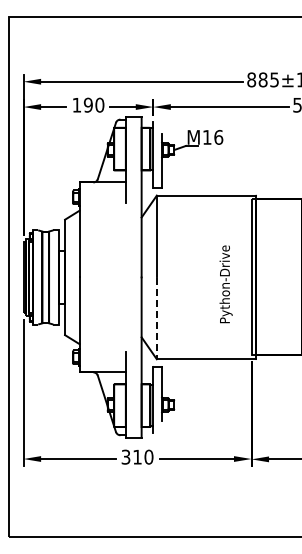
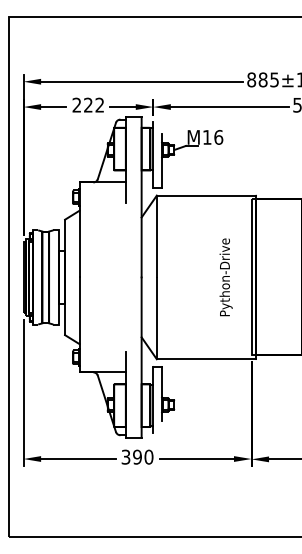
text: 190 -> 222 (88, 104)
text position: (225, 284) -> (225, 277) (225, 277)
line: dashed -> solid (156, 318)
text: 310 -> 390 (137, 456)
